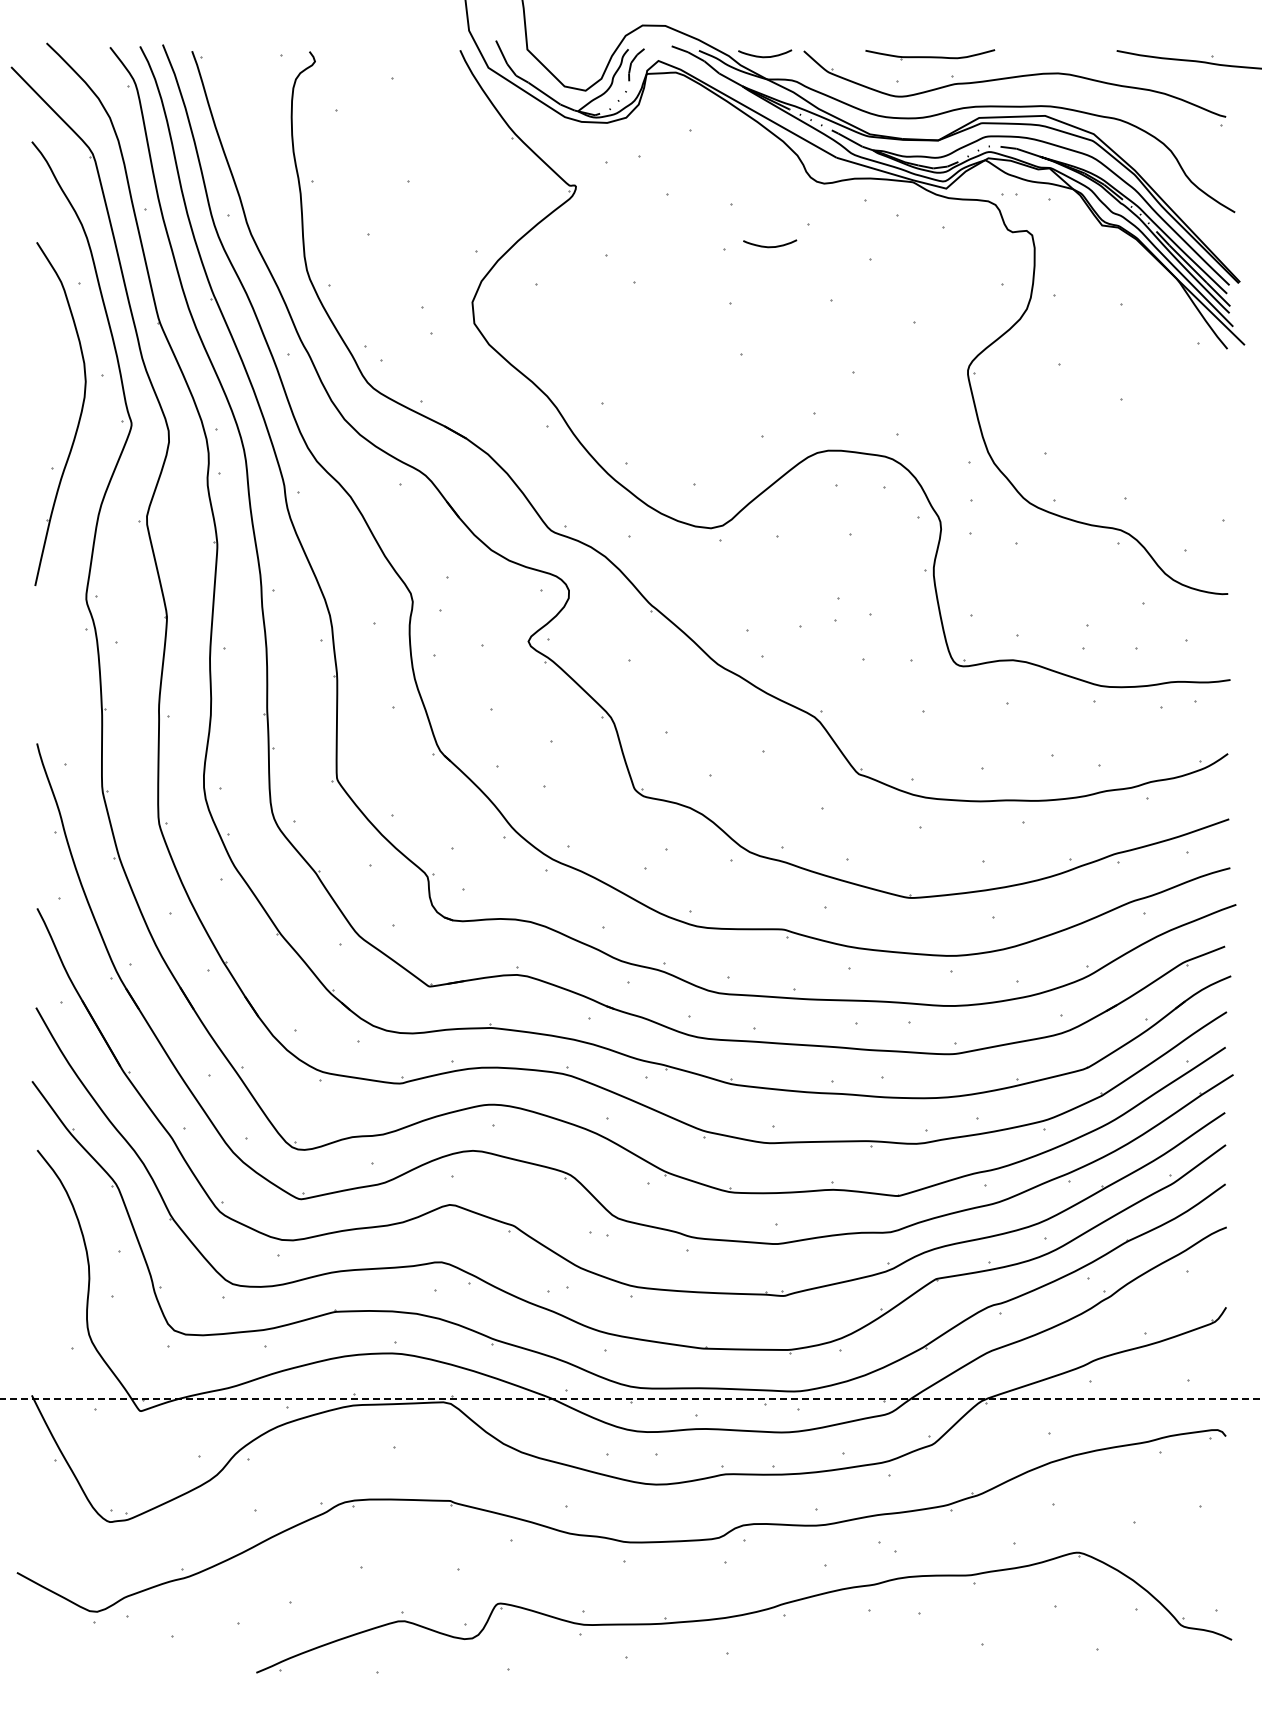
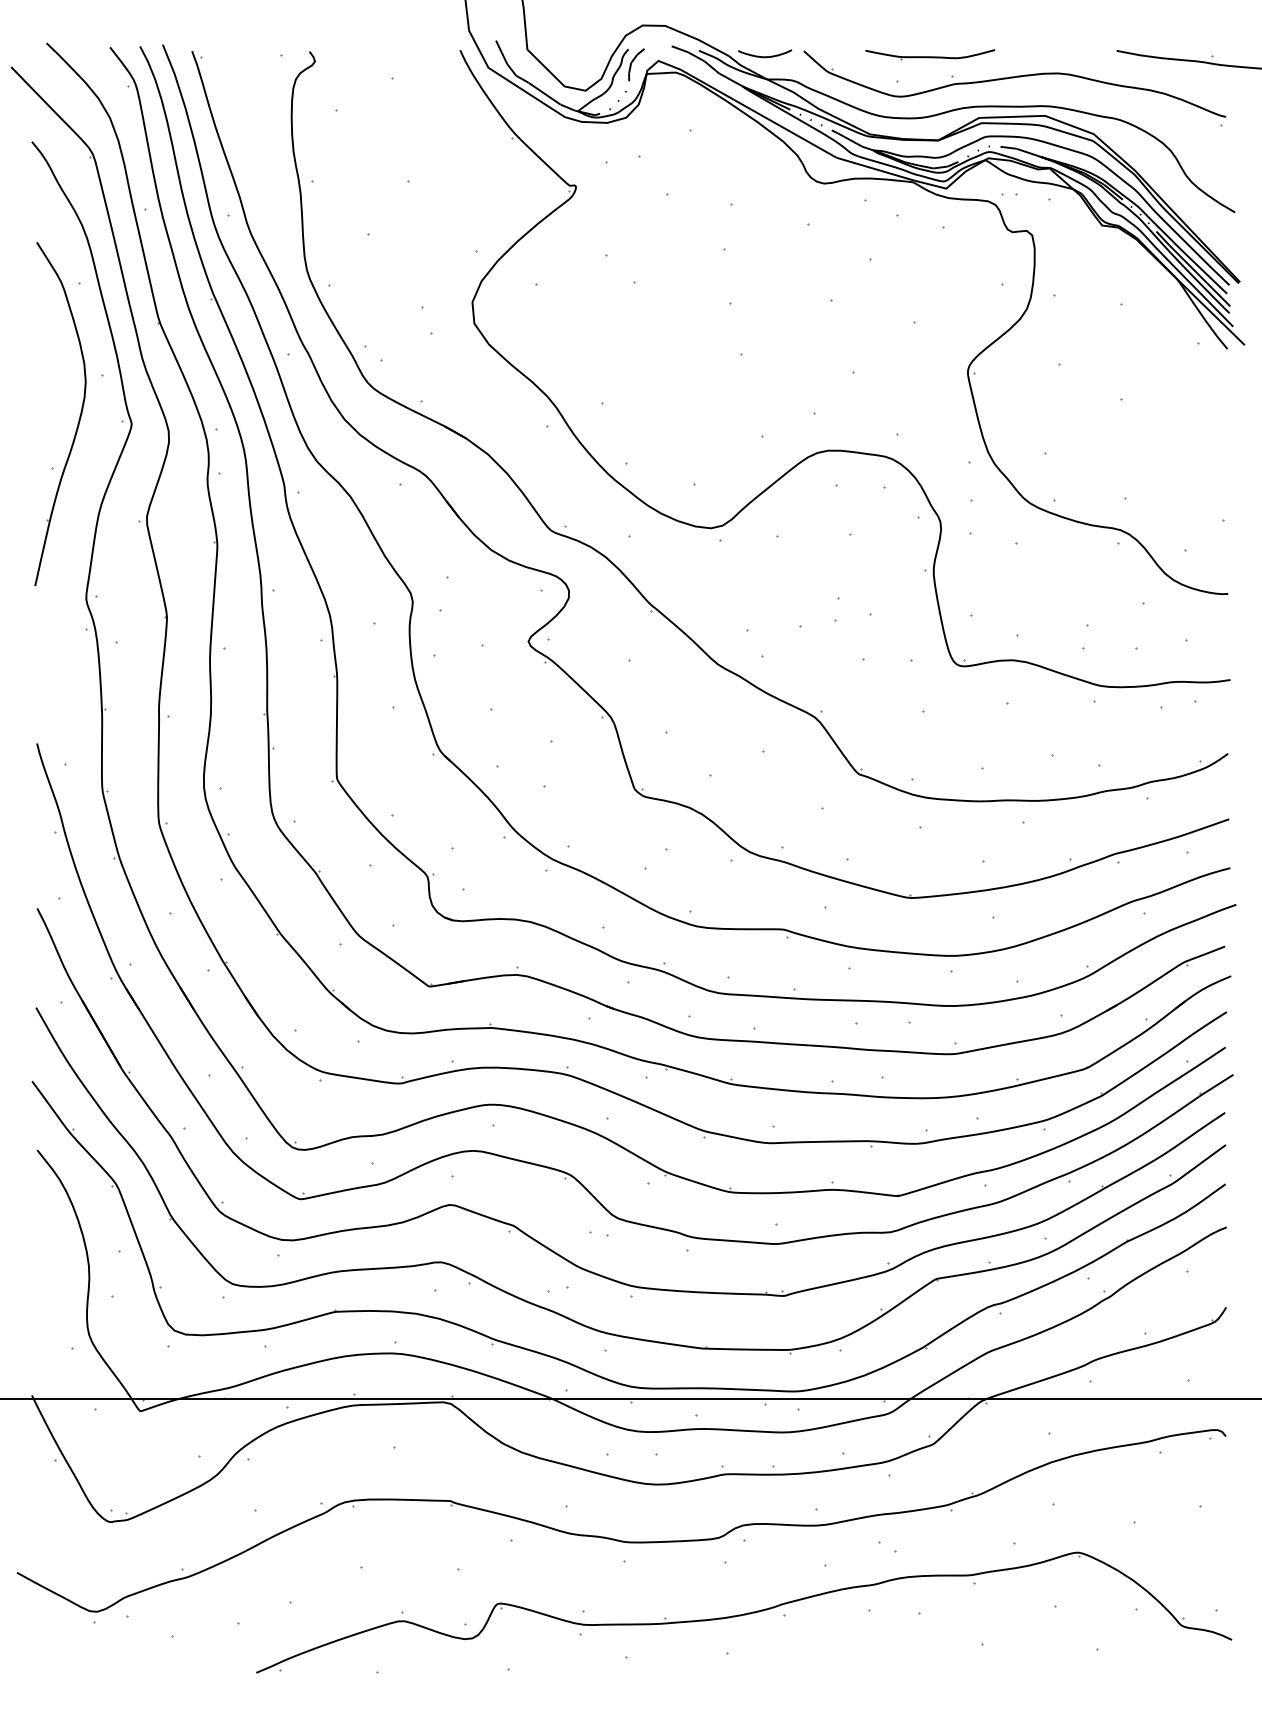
curve: present -> none (770, 246)
line: dashed -> solid (631, 1398)
